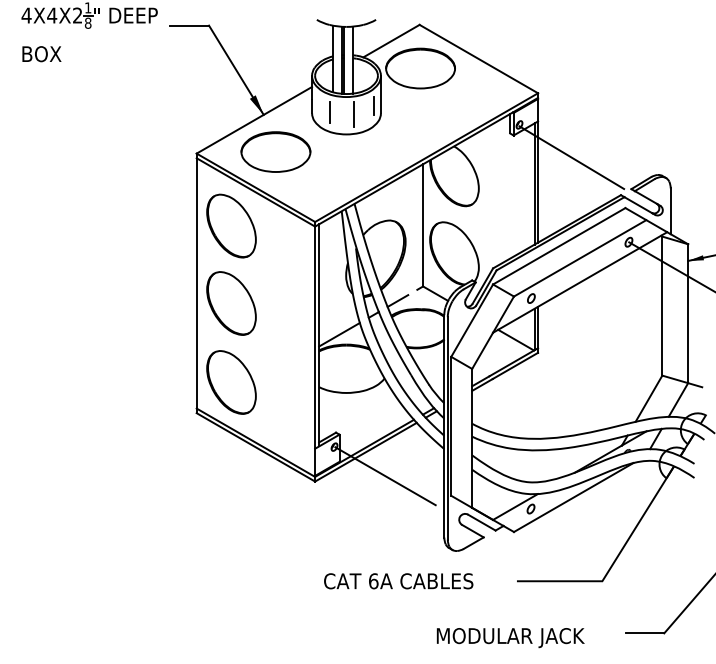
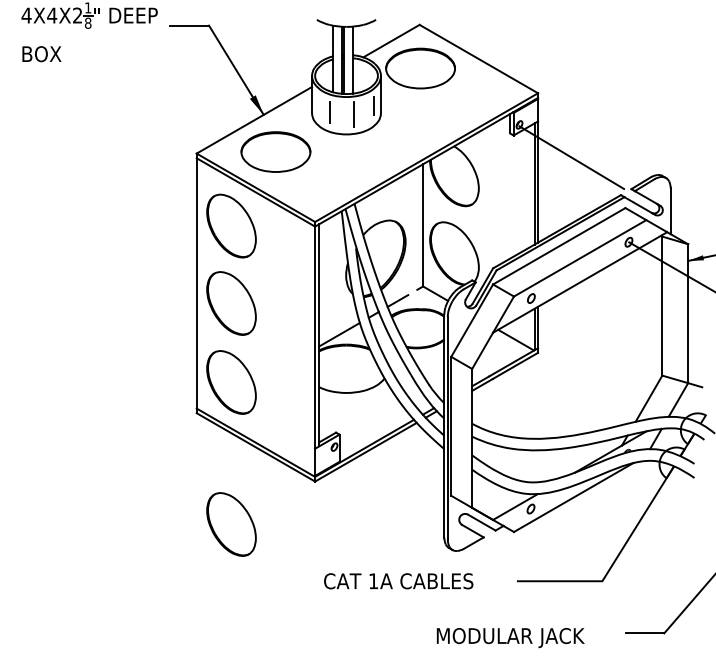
line: present -> none (385, 475)
part: none -> present (231, 524)
text: 6A -> 1A (373, 581)
